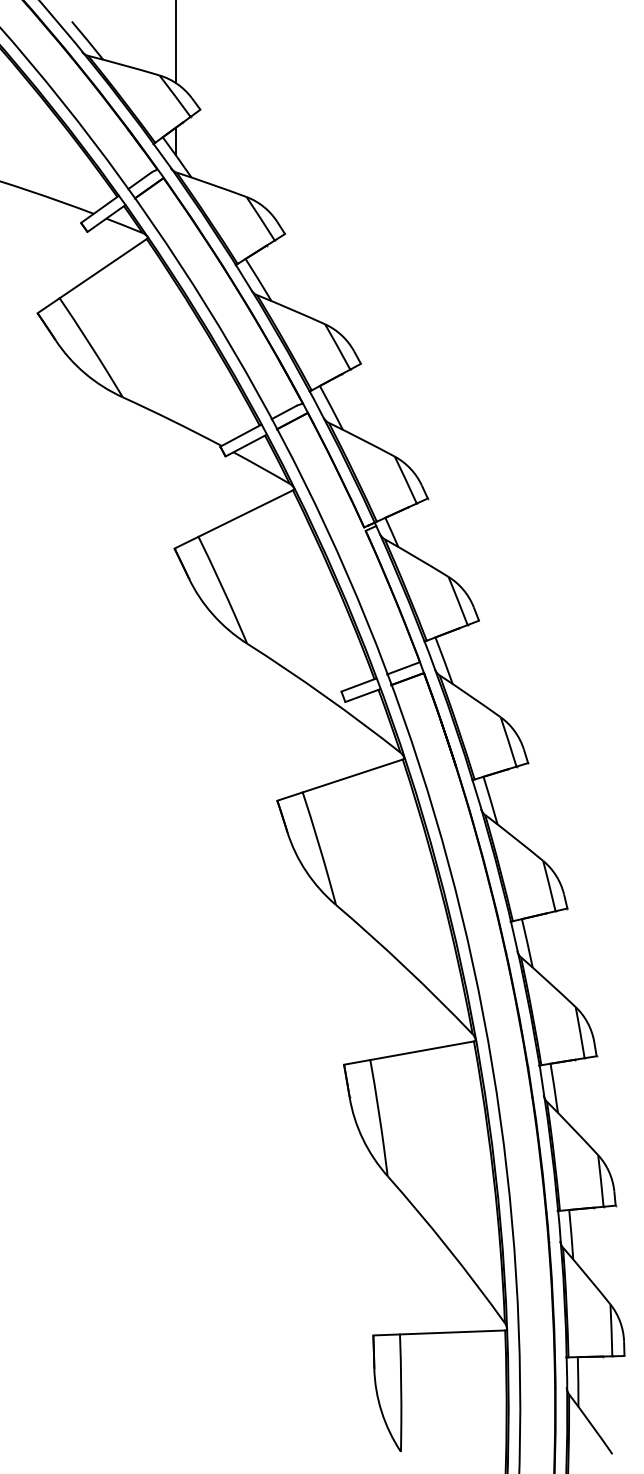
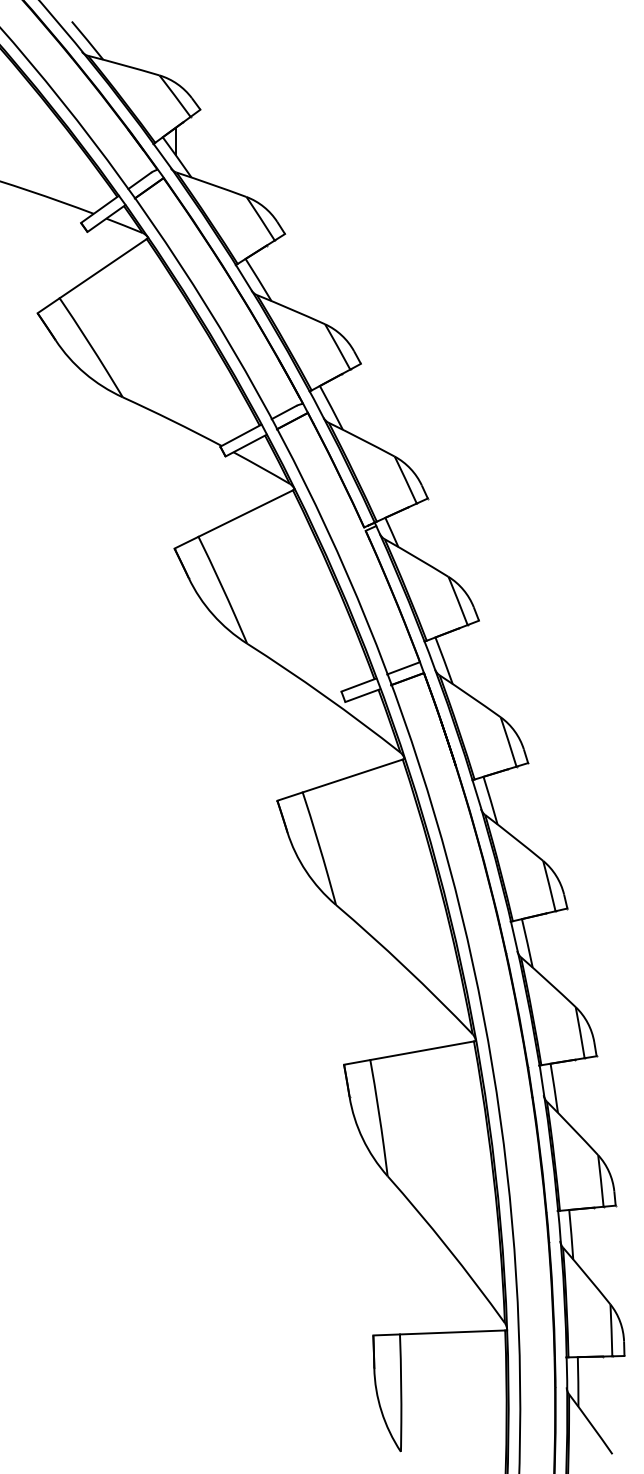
line: present -> none (175, 42)
